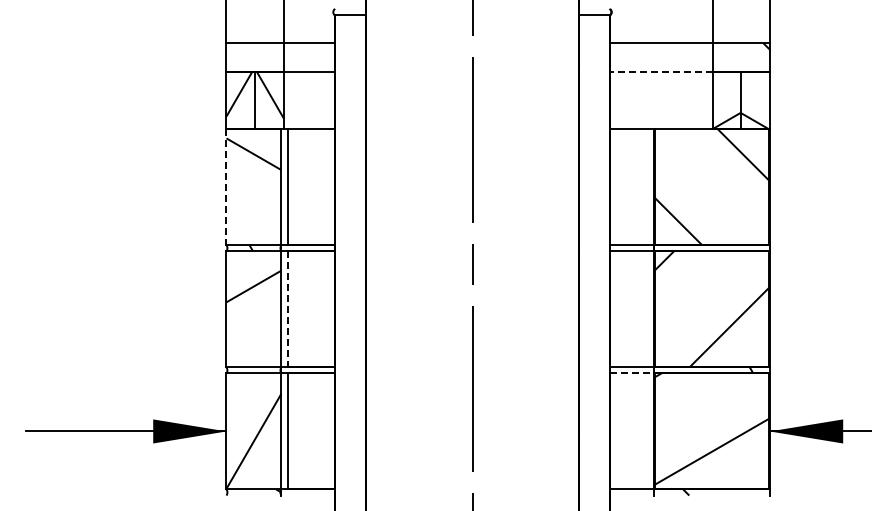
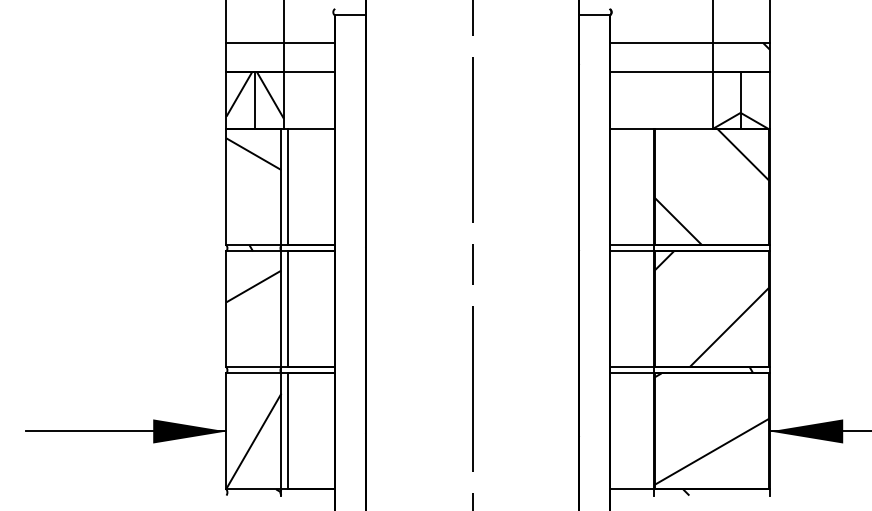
line: dashed -> solid (660, 71)
line: dashed -> solid (226, 187)
line: dashed -> solid (287, 309)
line: dashed -> solid (631, 373)
